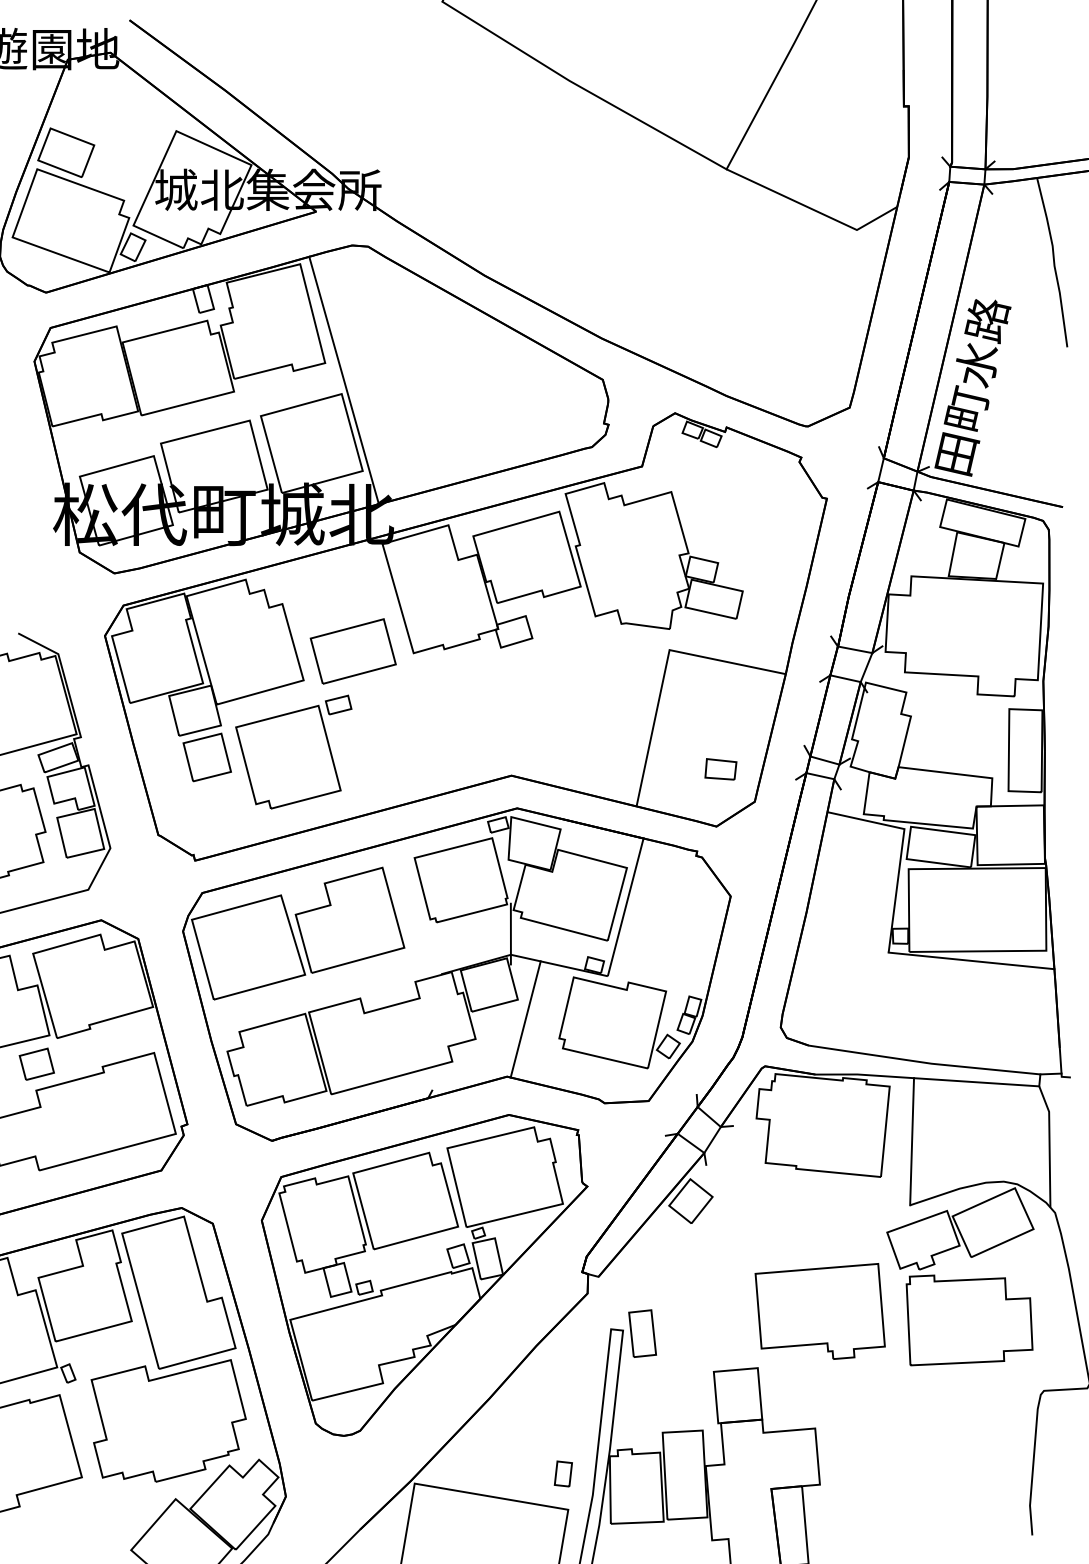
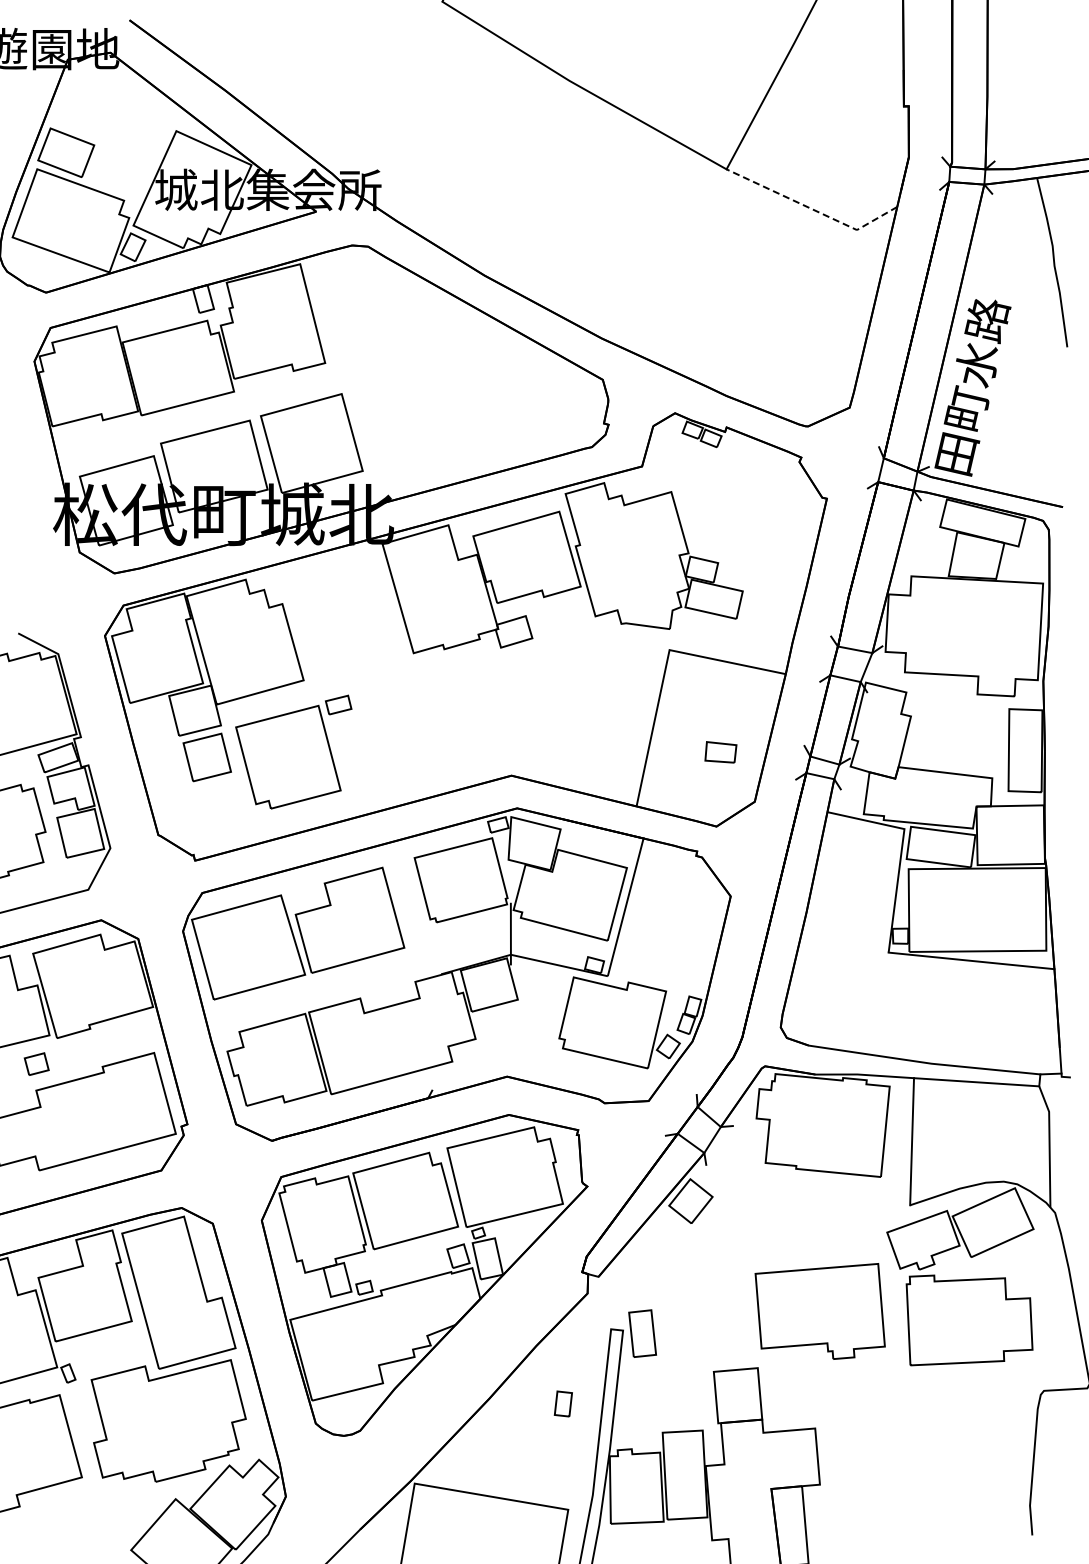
line: solid -> dashed (813, 209)
line: present -> none (343, 380)
part: present -> none (352, 651)
part position: (720, 769) -> (720, 752) (720, 752)
line: present -> none (525, 1019)
part size: 37x34 px -> 27x24 px (36, 1063)
part position: (562, 1473) -> (562, 1403) (562, 1403)
